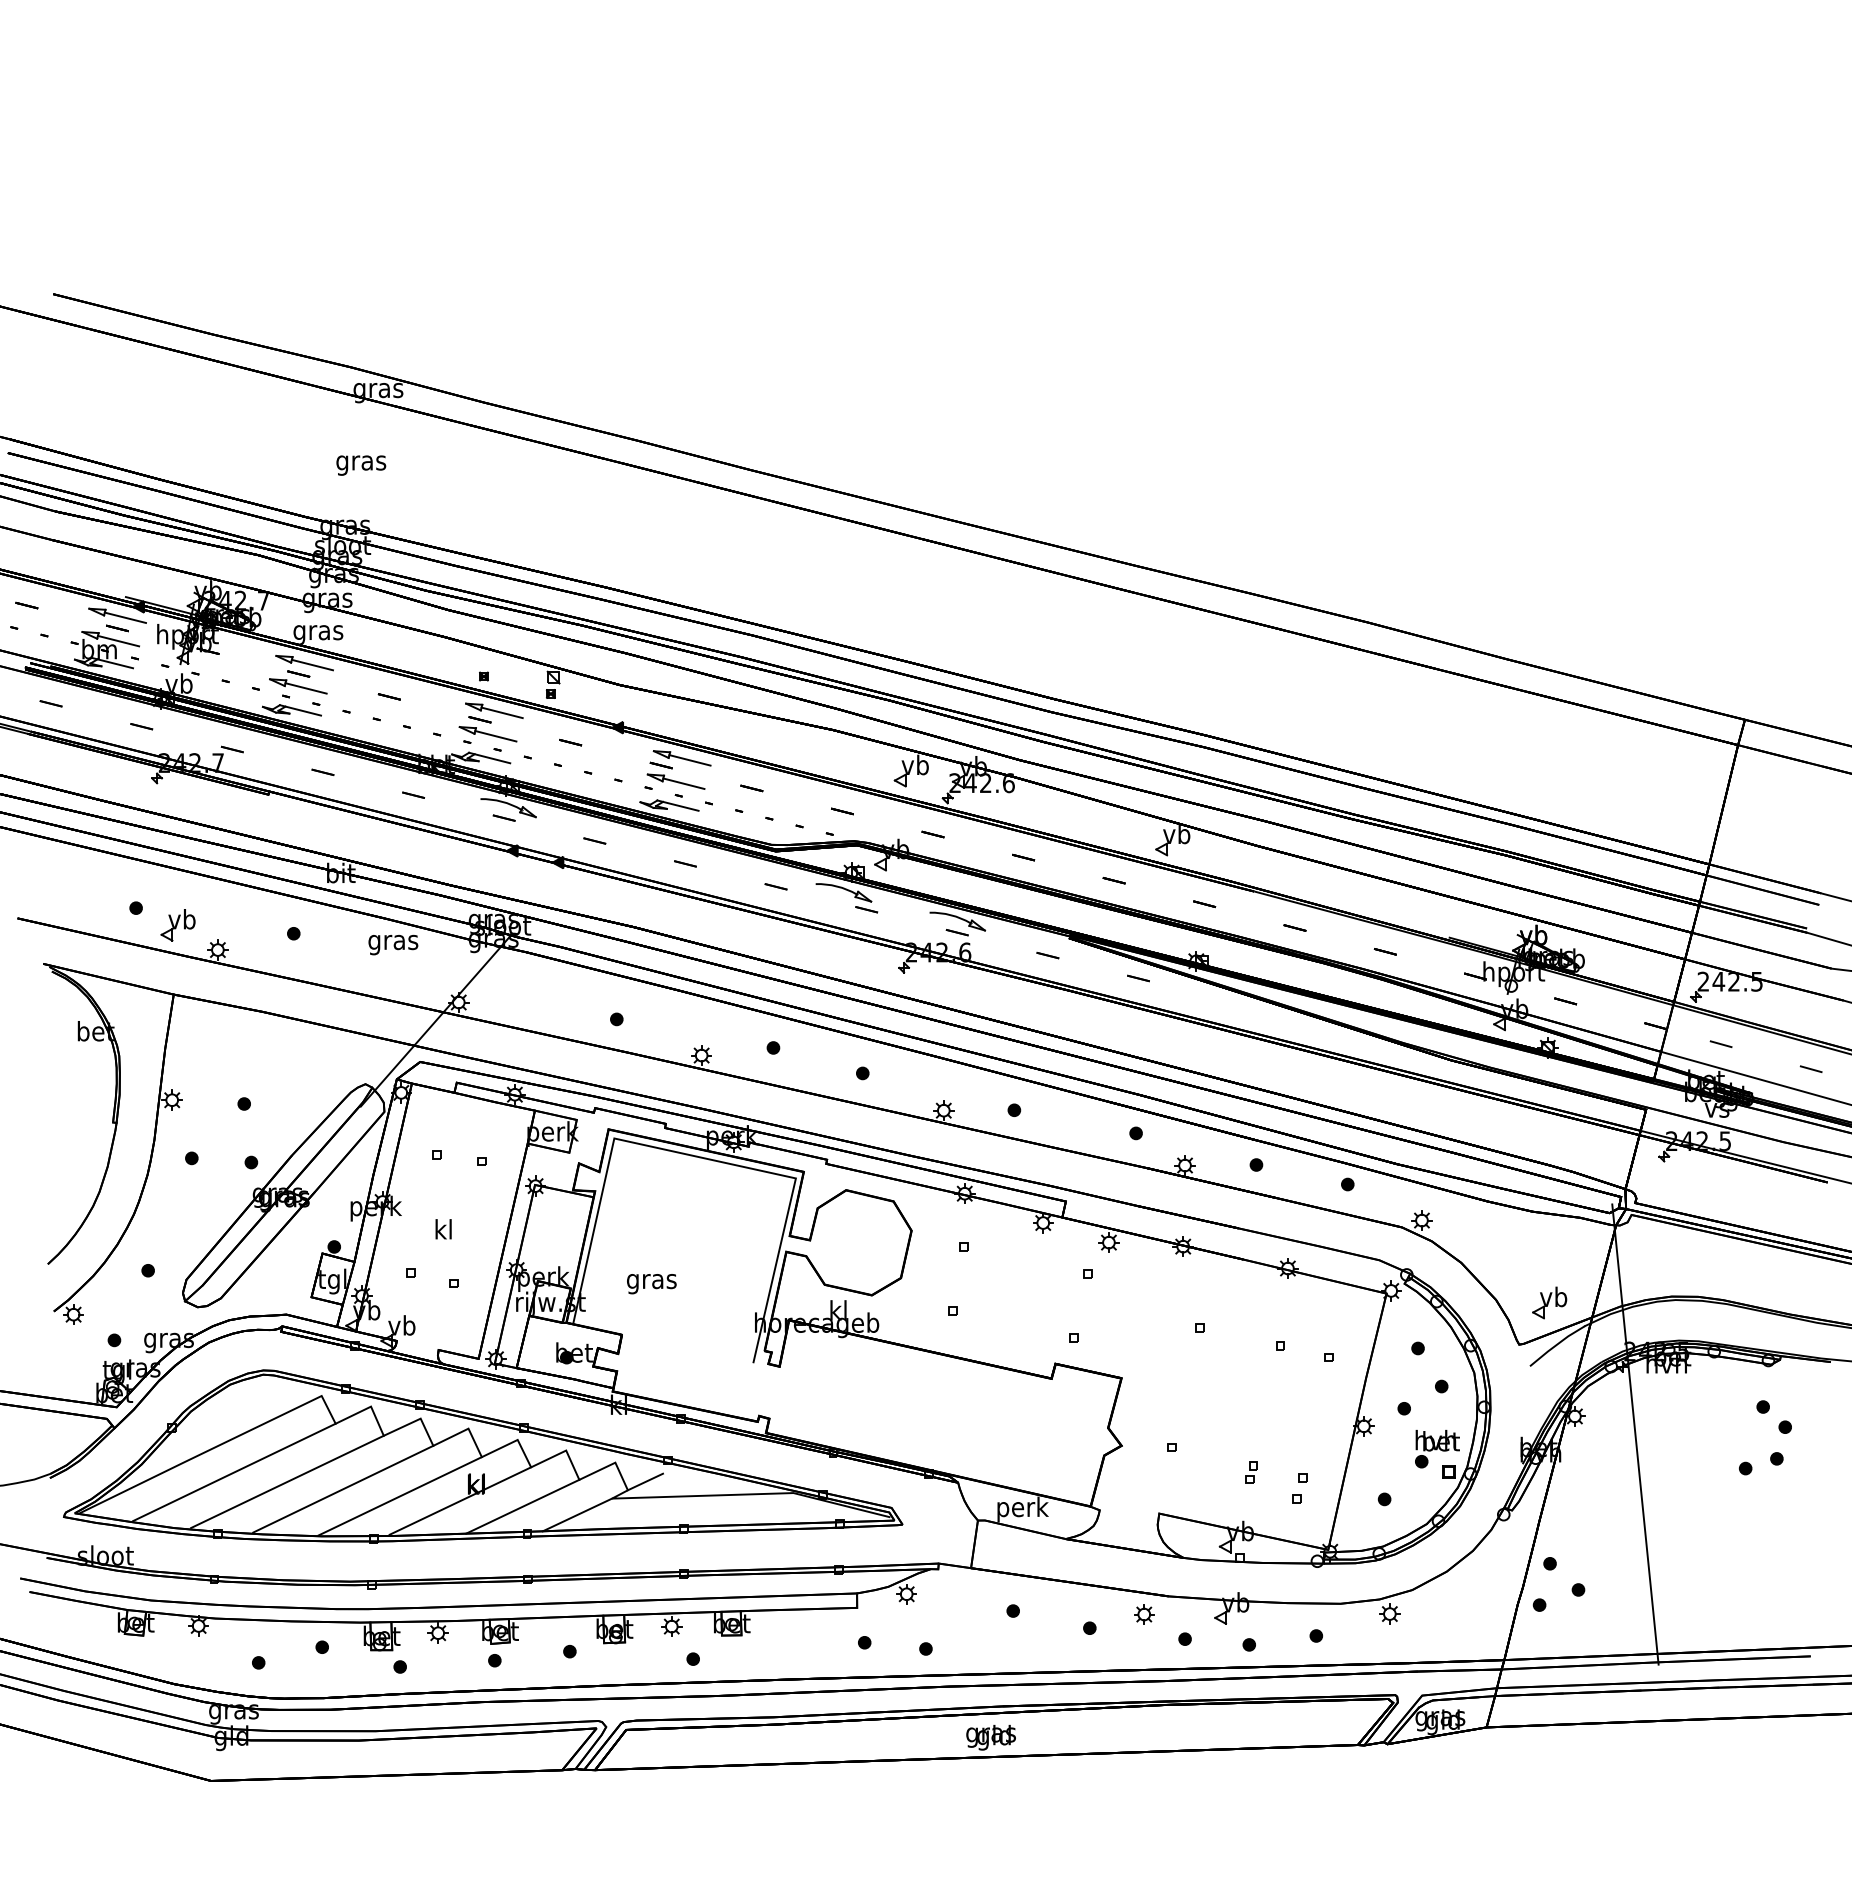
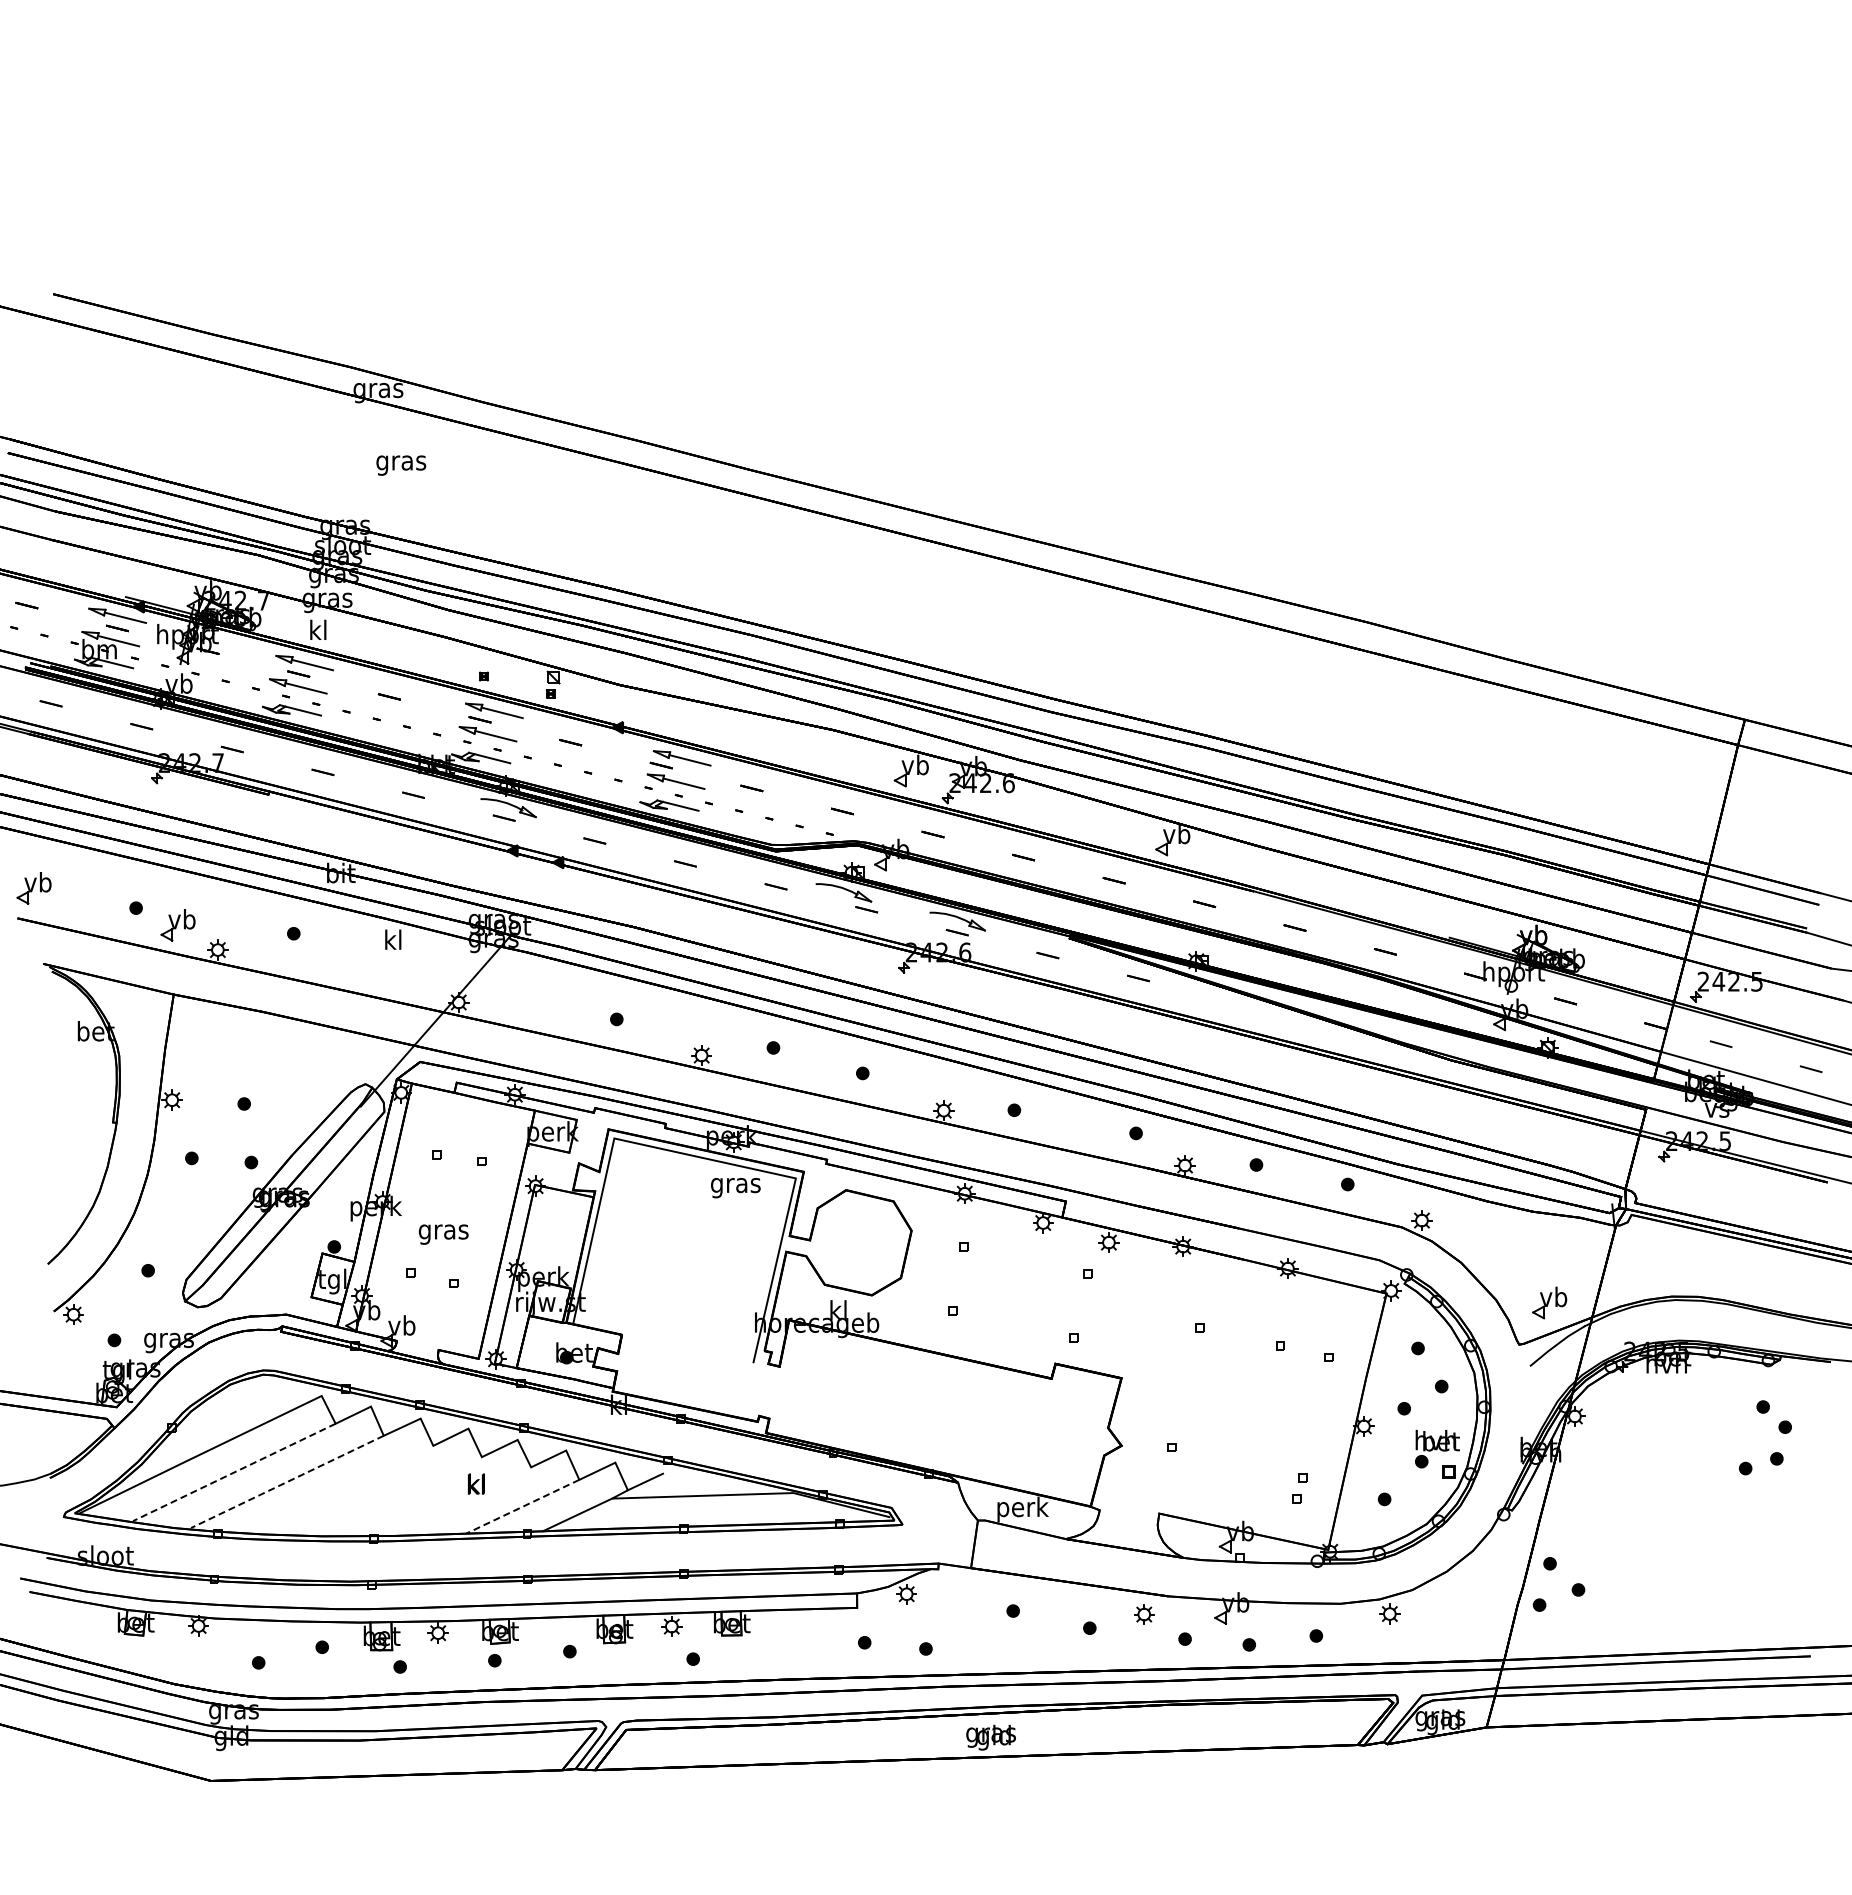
text position: (361, 465) -> (401, 465) (401, 465)
text: gras -> kl (318, 631)
part: none -> present (33, 888)
text: gras -> kl (393, 942)
text: kl -> gras (443, 1231)
text position: (651, 1284) -> (735, 1188) (735, 1188)
line: present -> none (1636, 1447)
line: solid -> dashed (233, 1472)
part: present -> none (1251, 1472)
line: solid -> dashed (287, 1481)
line: present -> none (343, 1488)
line: present -> none (399, 1496)
line: present -> none (460, 1500)
line: solid -> dashed (522, 1506)
